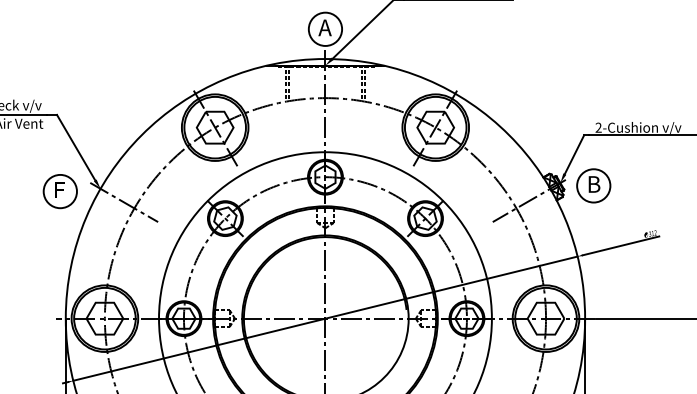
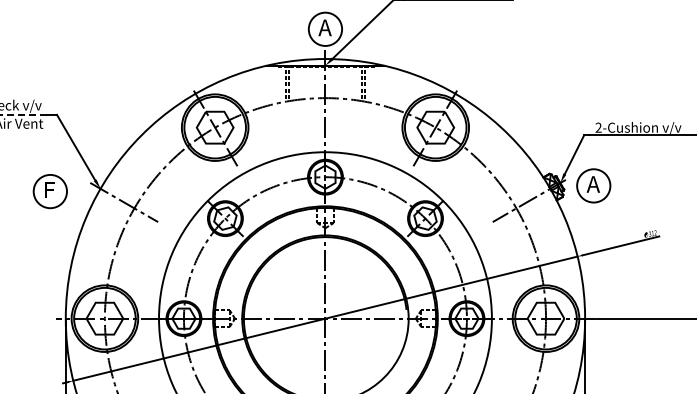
line: solid -> dashed (23, 114)
text: B -> A (593, 184)
part position: (59, 191) -> (49, 191) (49, 191)
